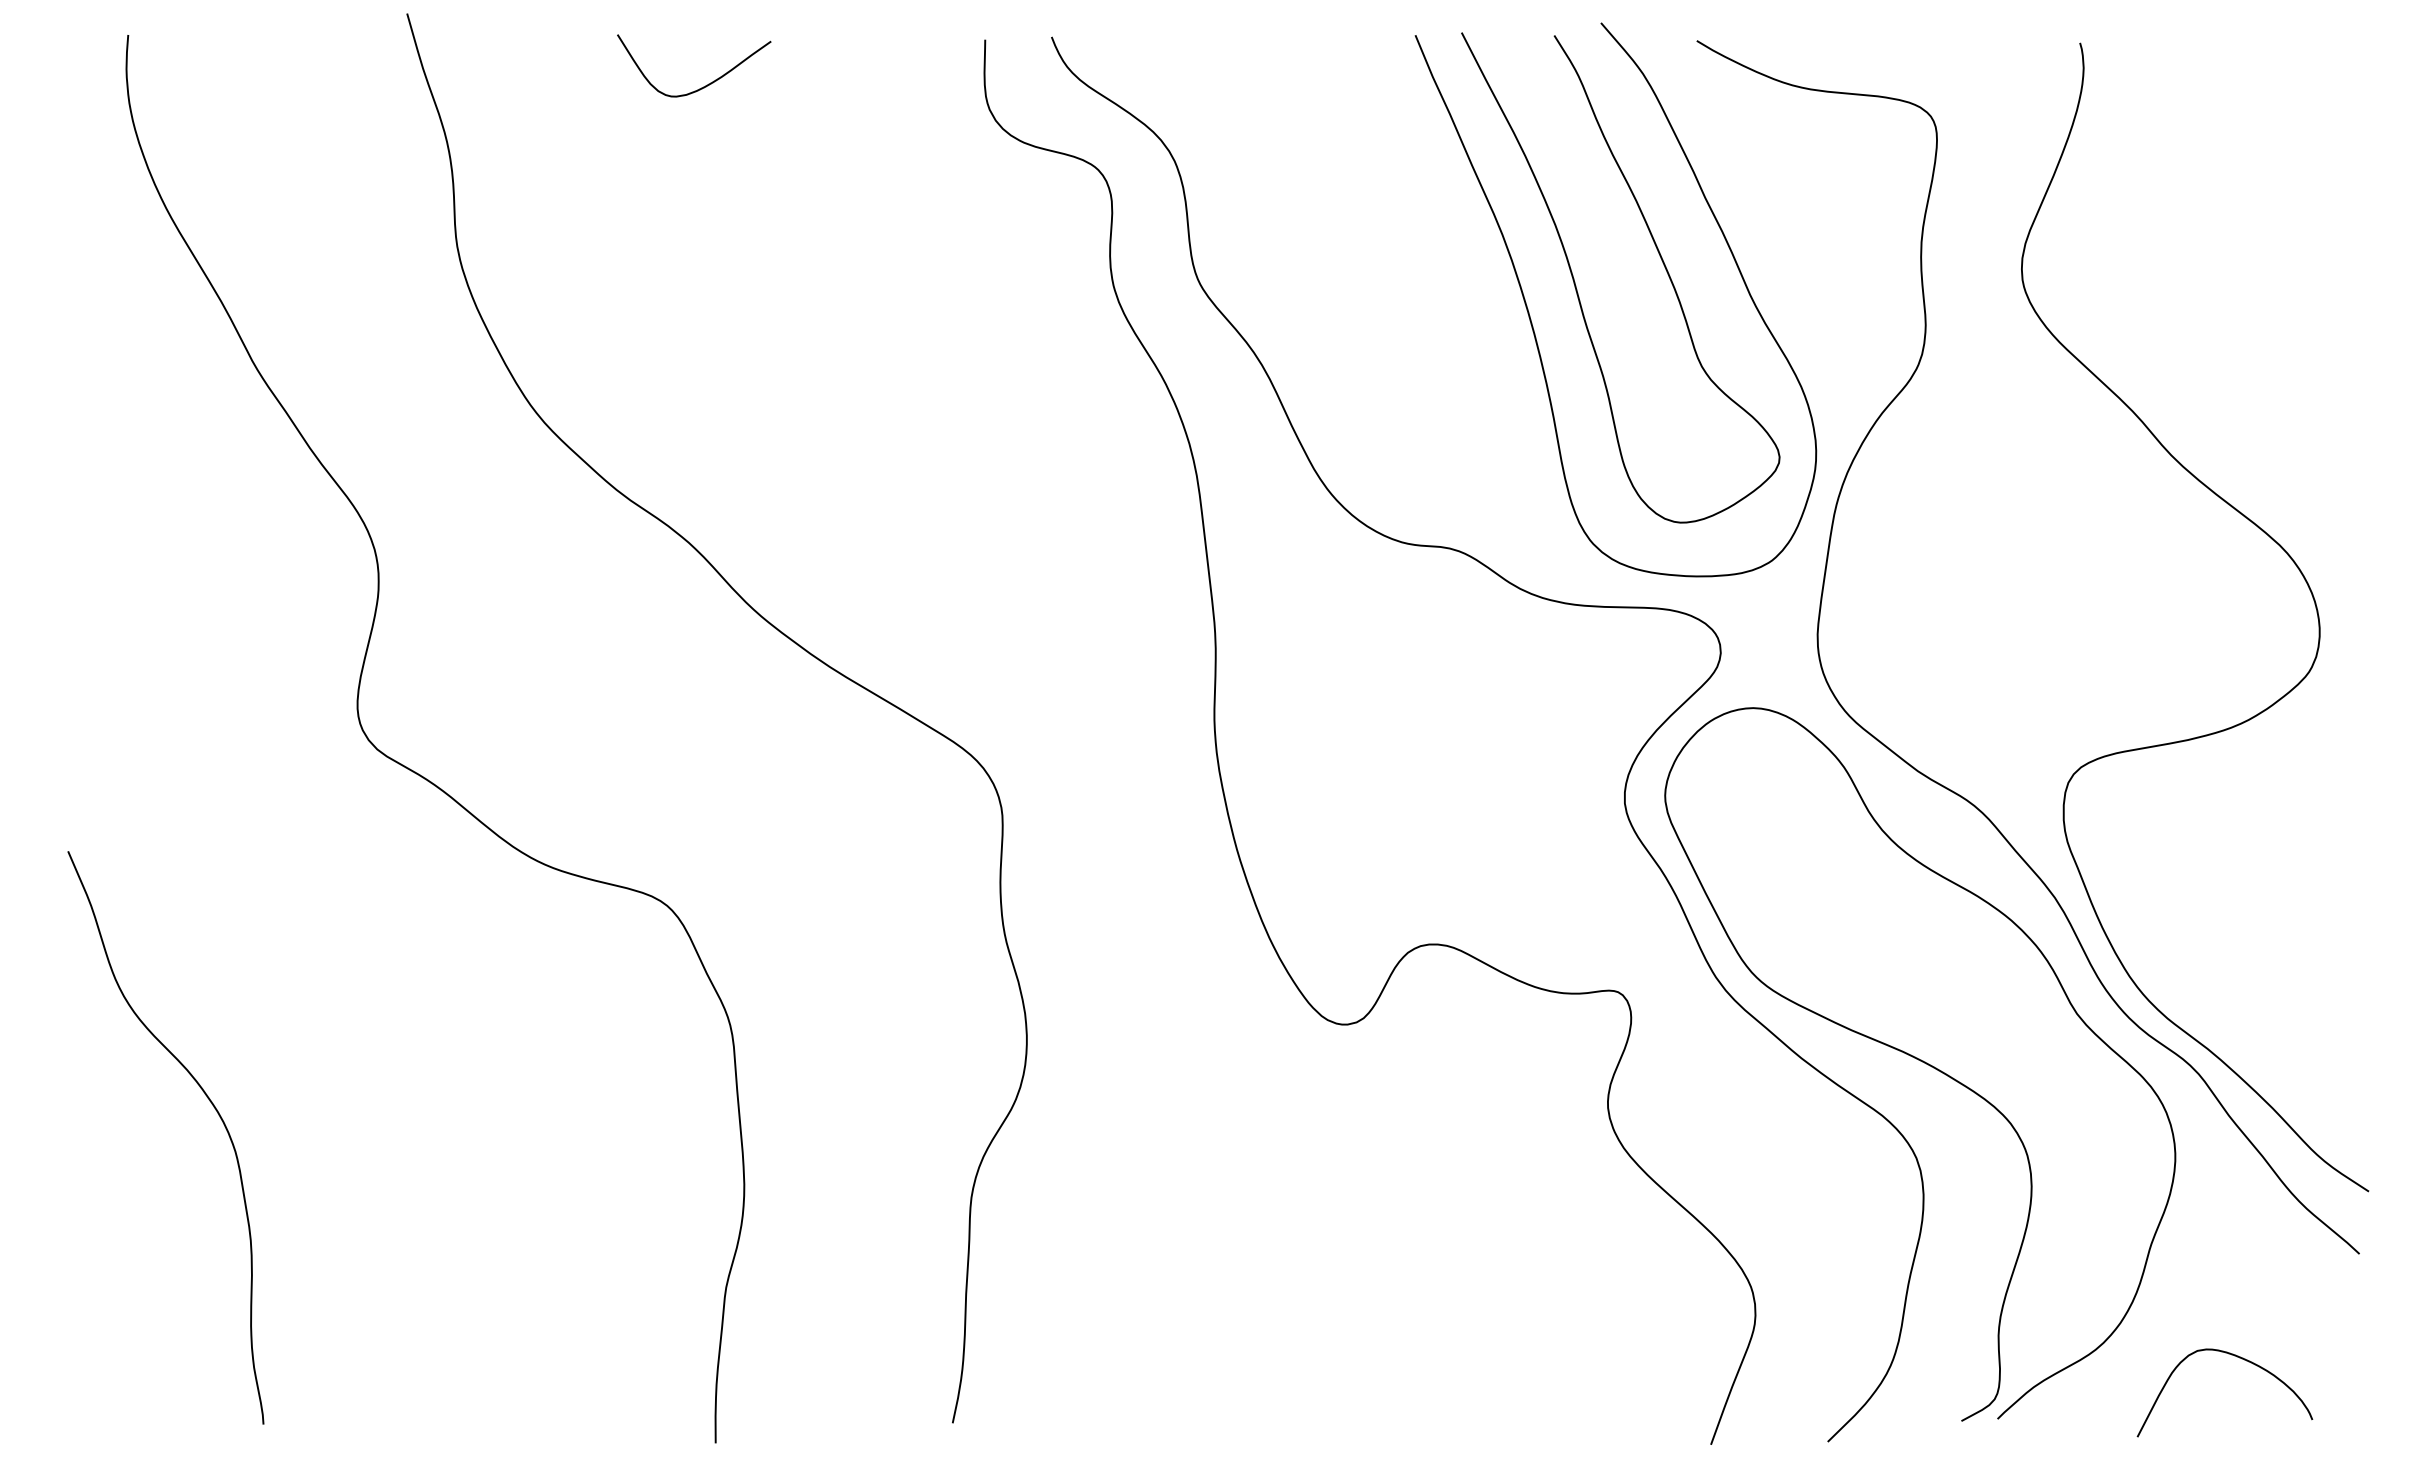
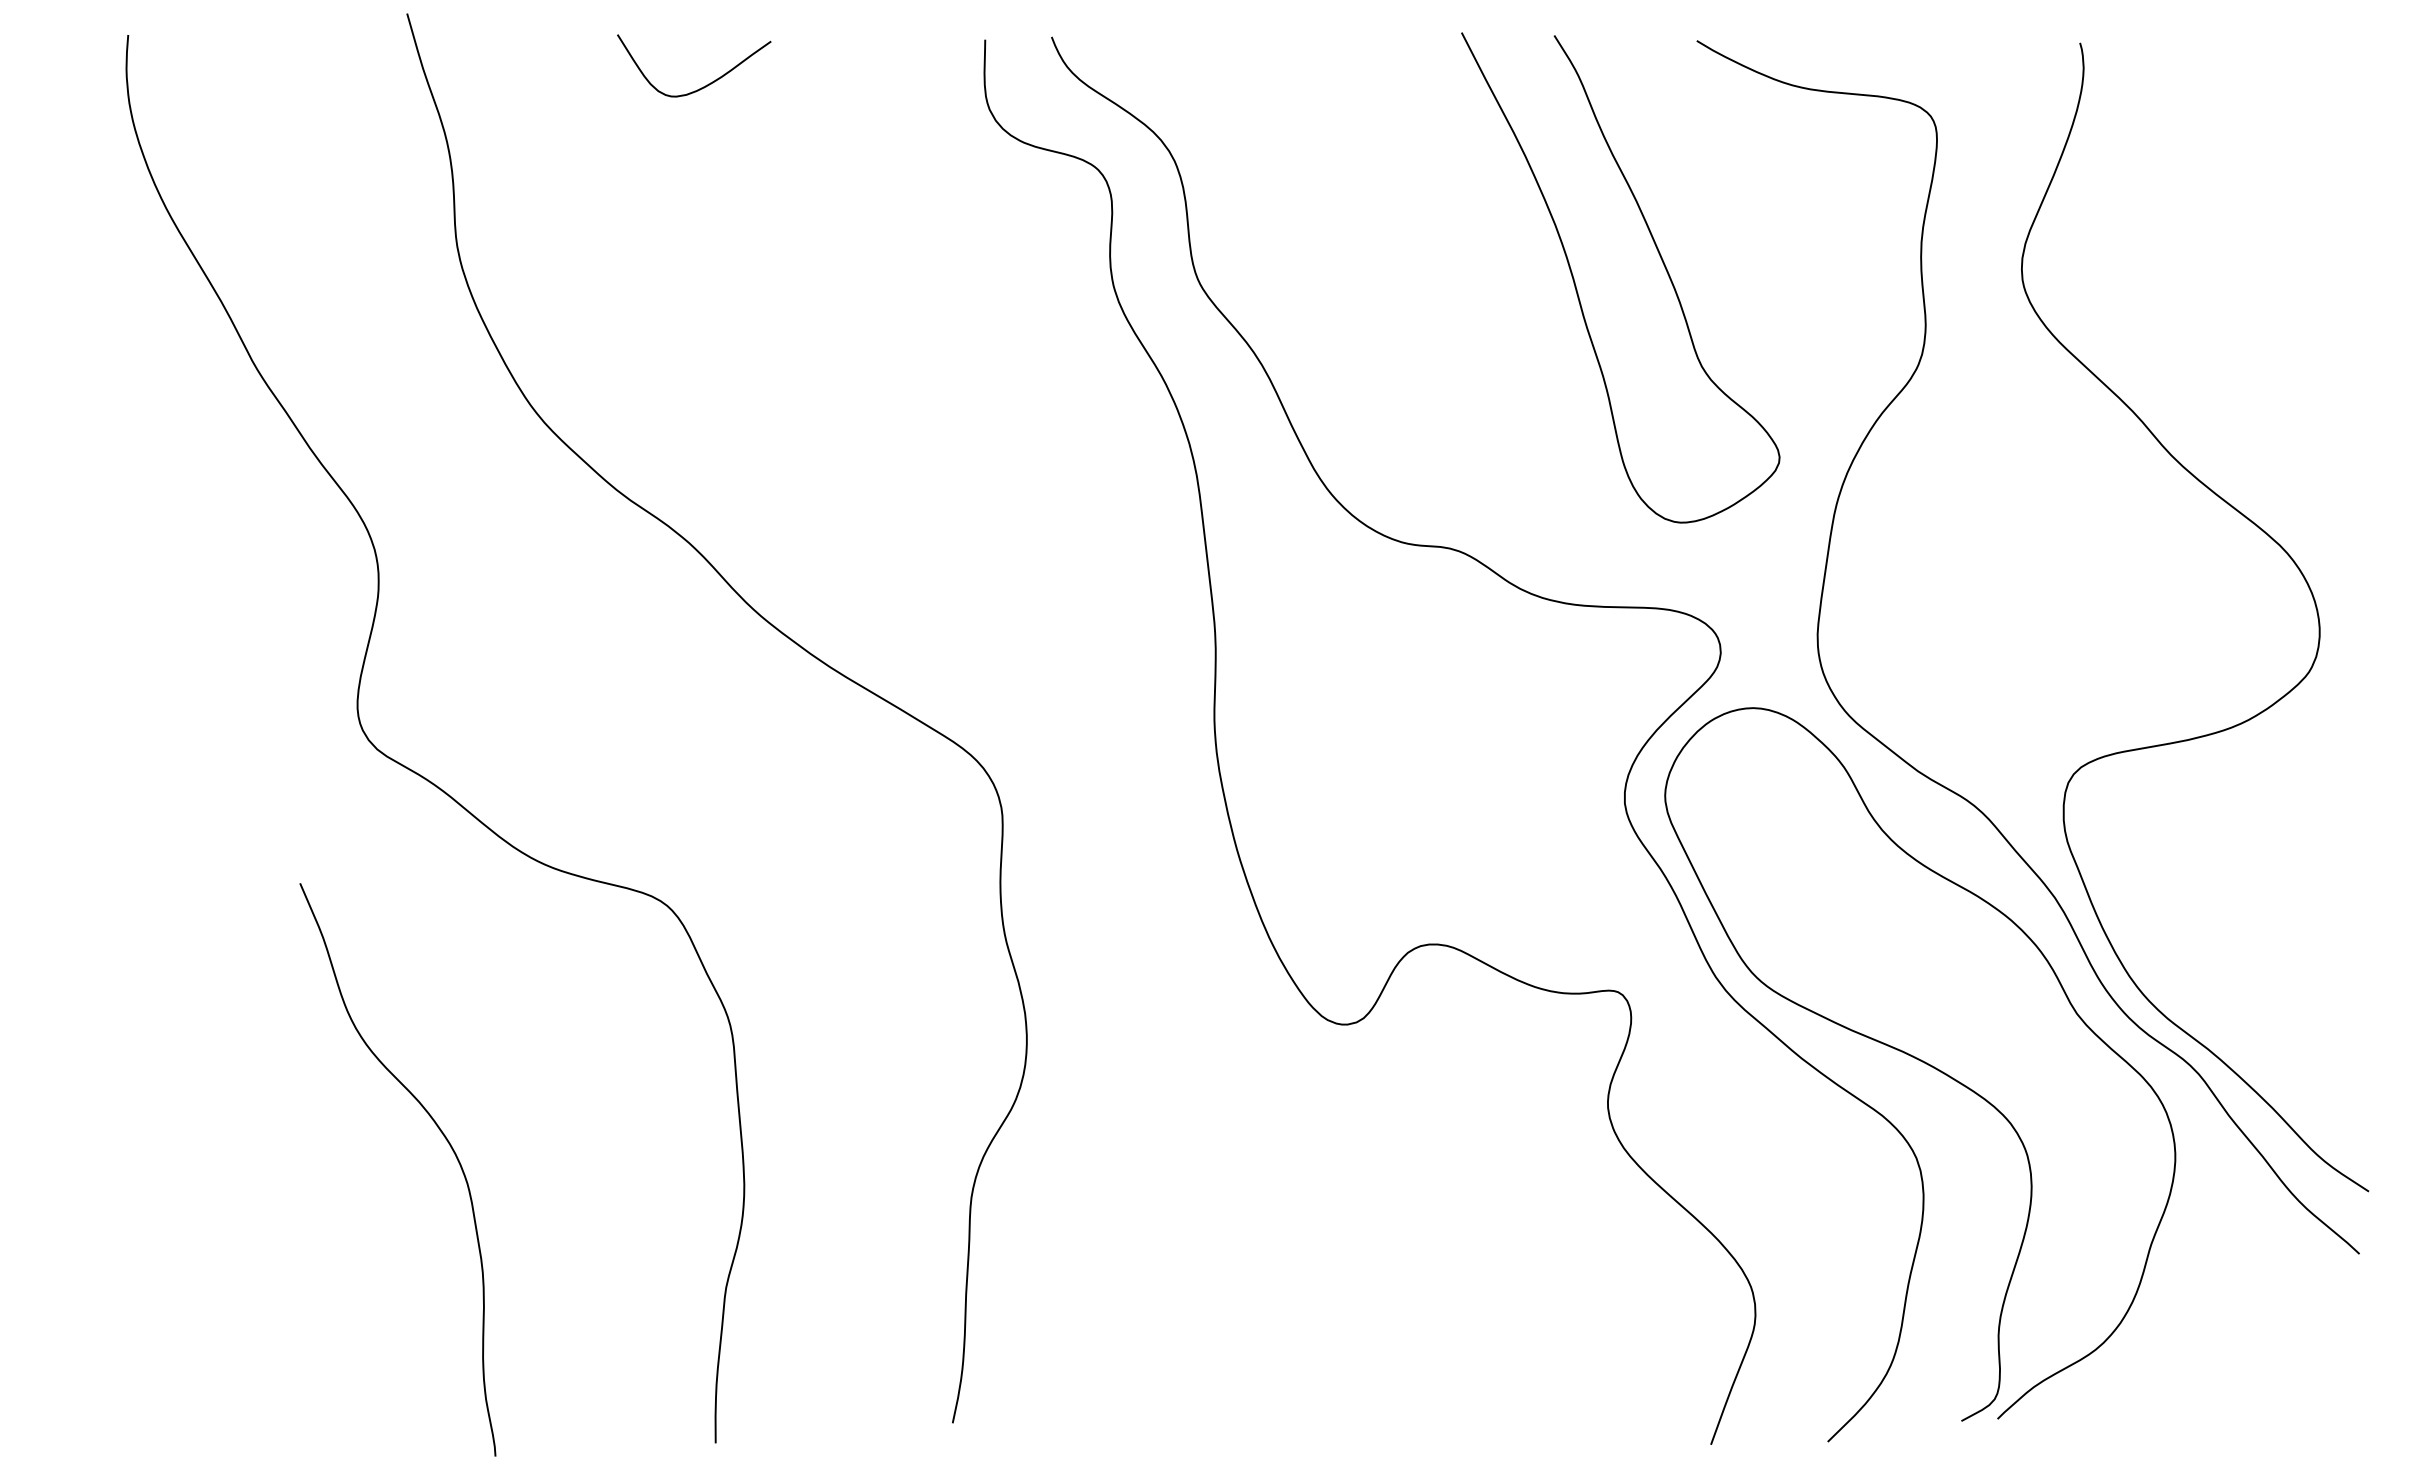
curve: present -> none (1532, 322)
curve position: (213, 1107) -> (445, 1139) (445, 1139)
curve: present -> none (2239, 1358)
